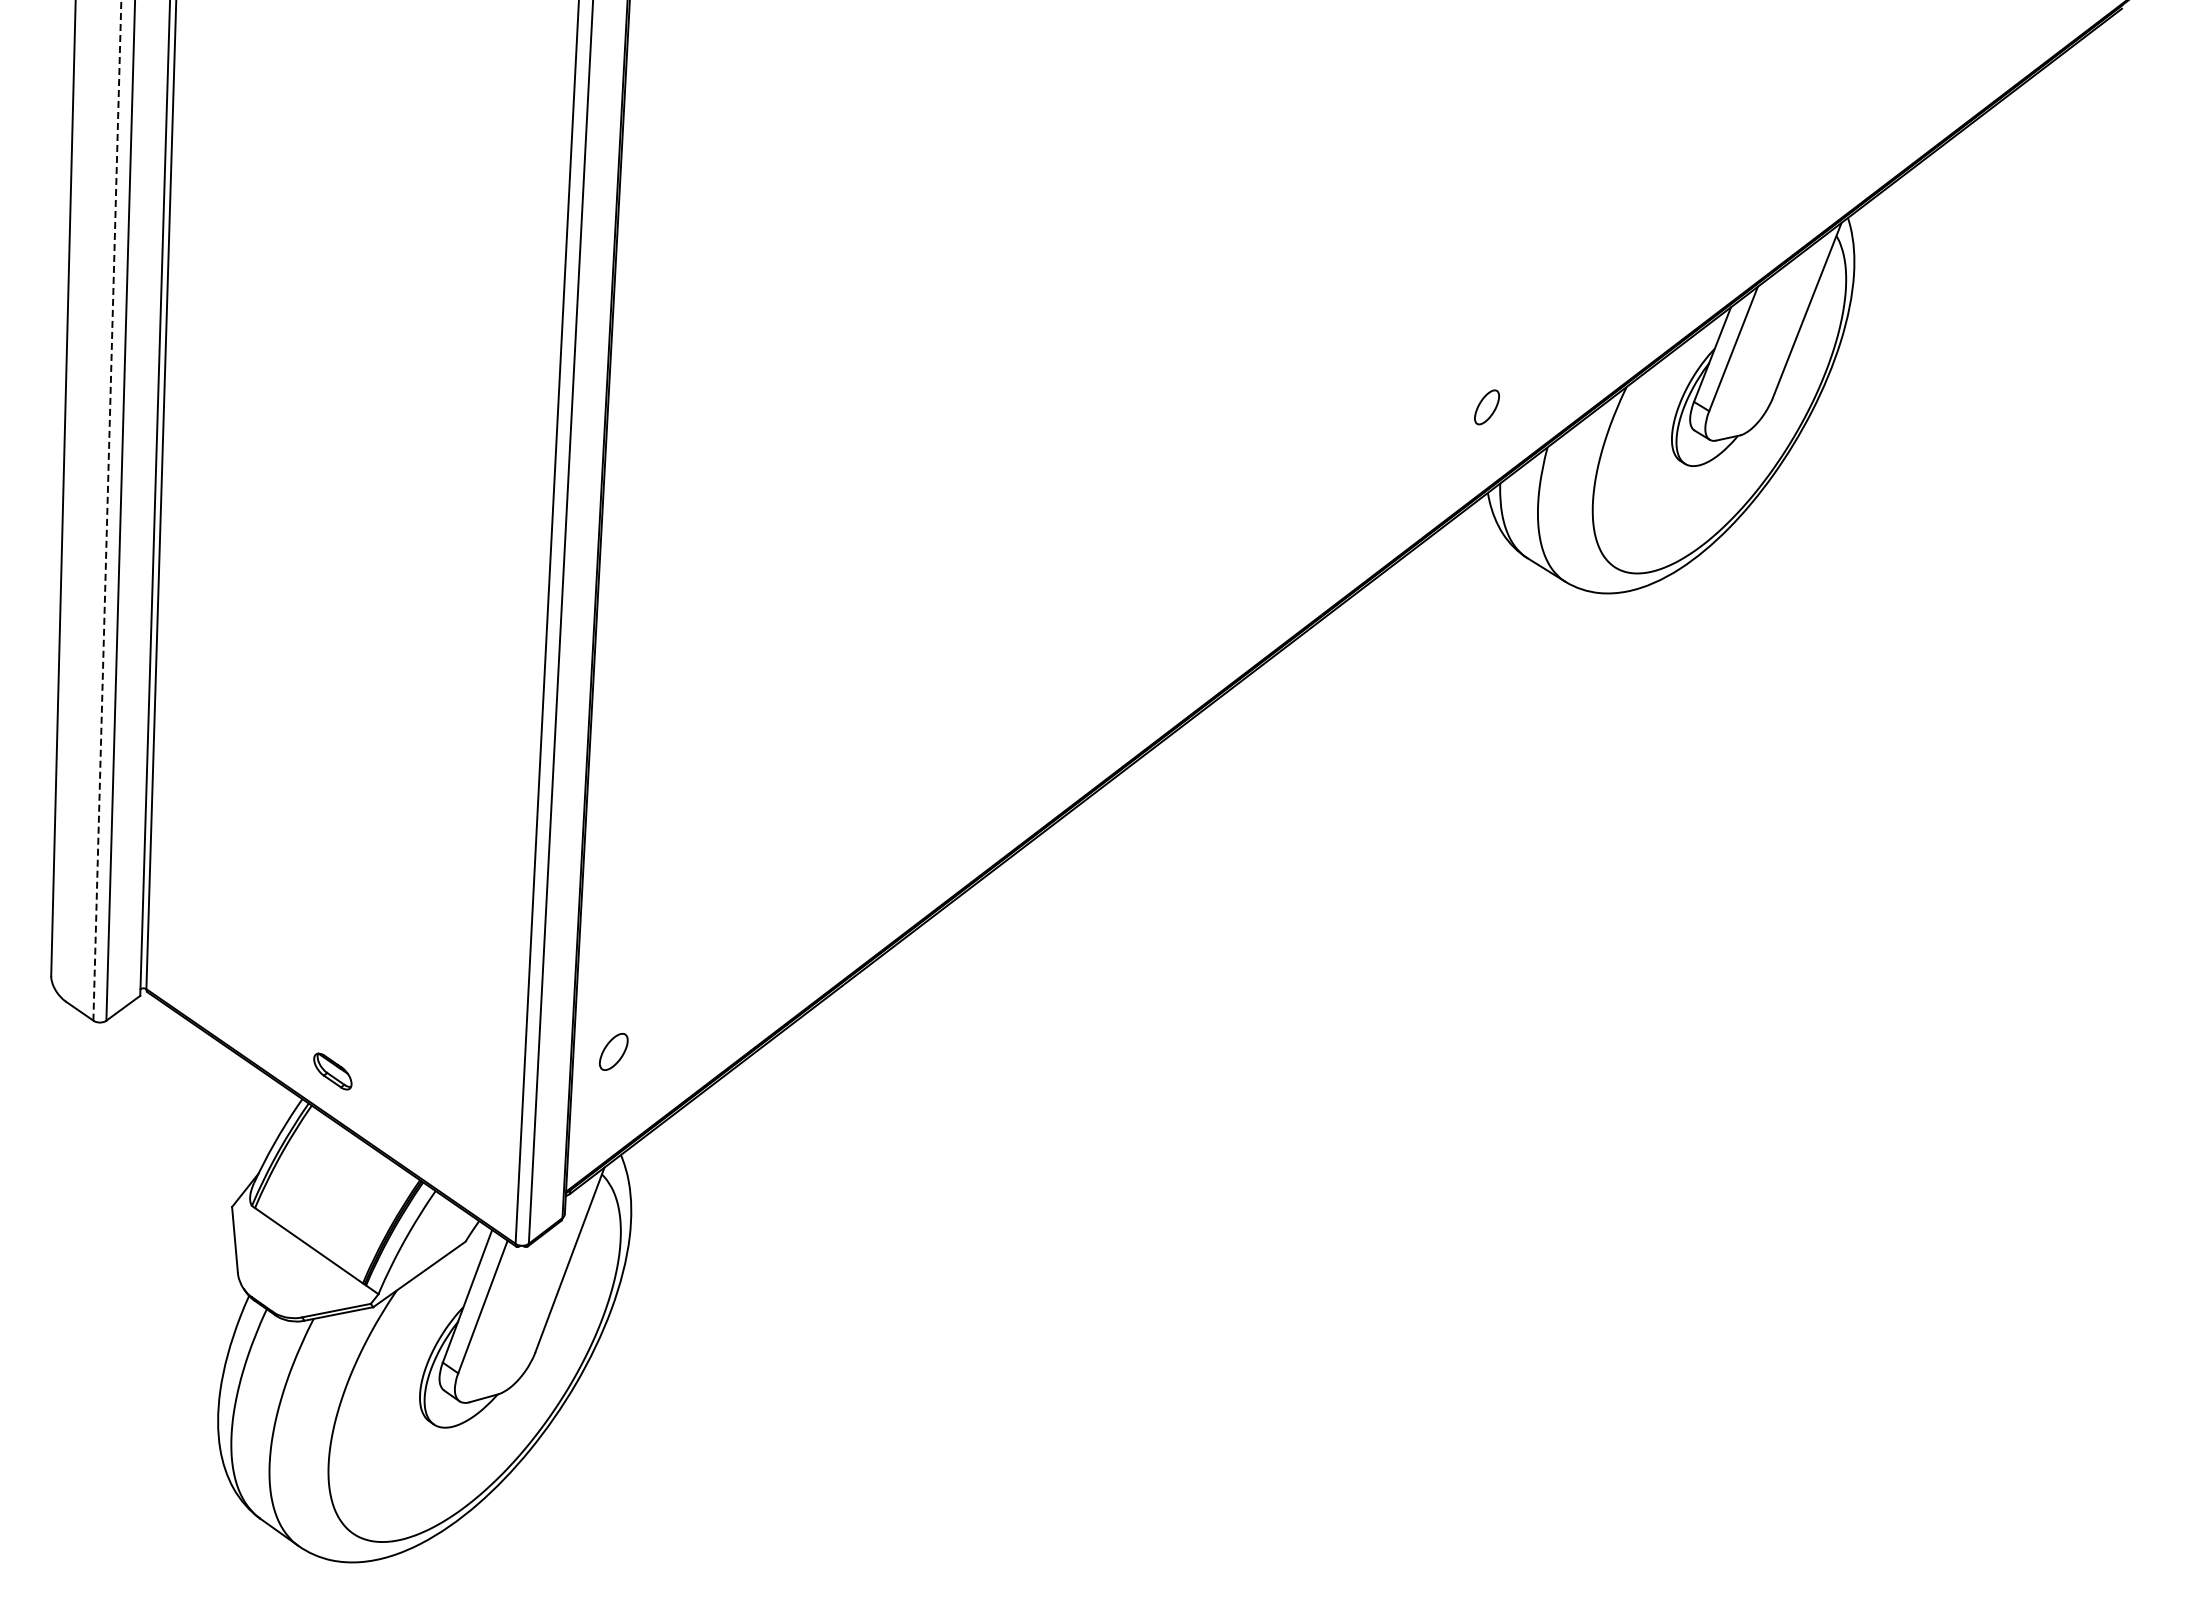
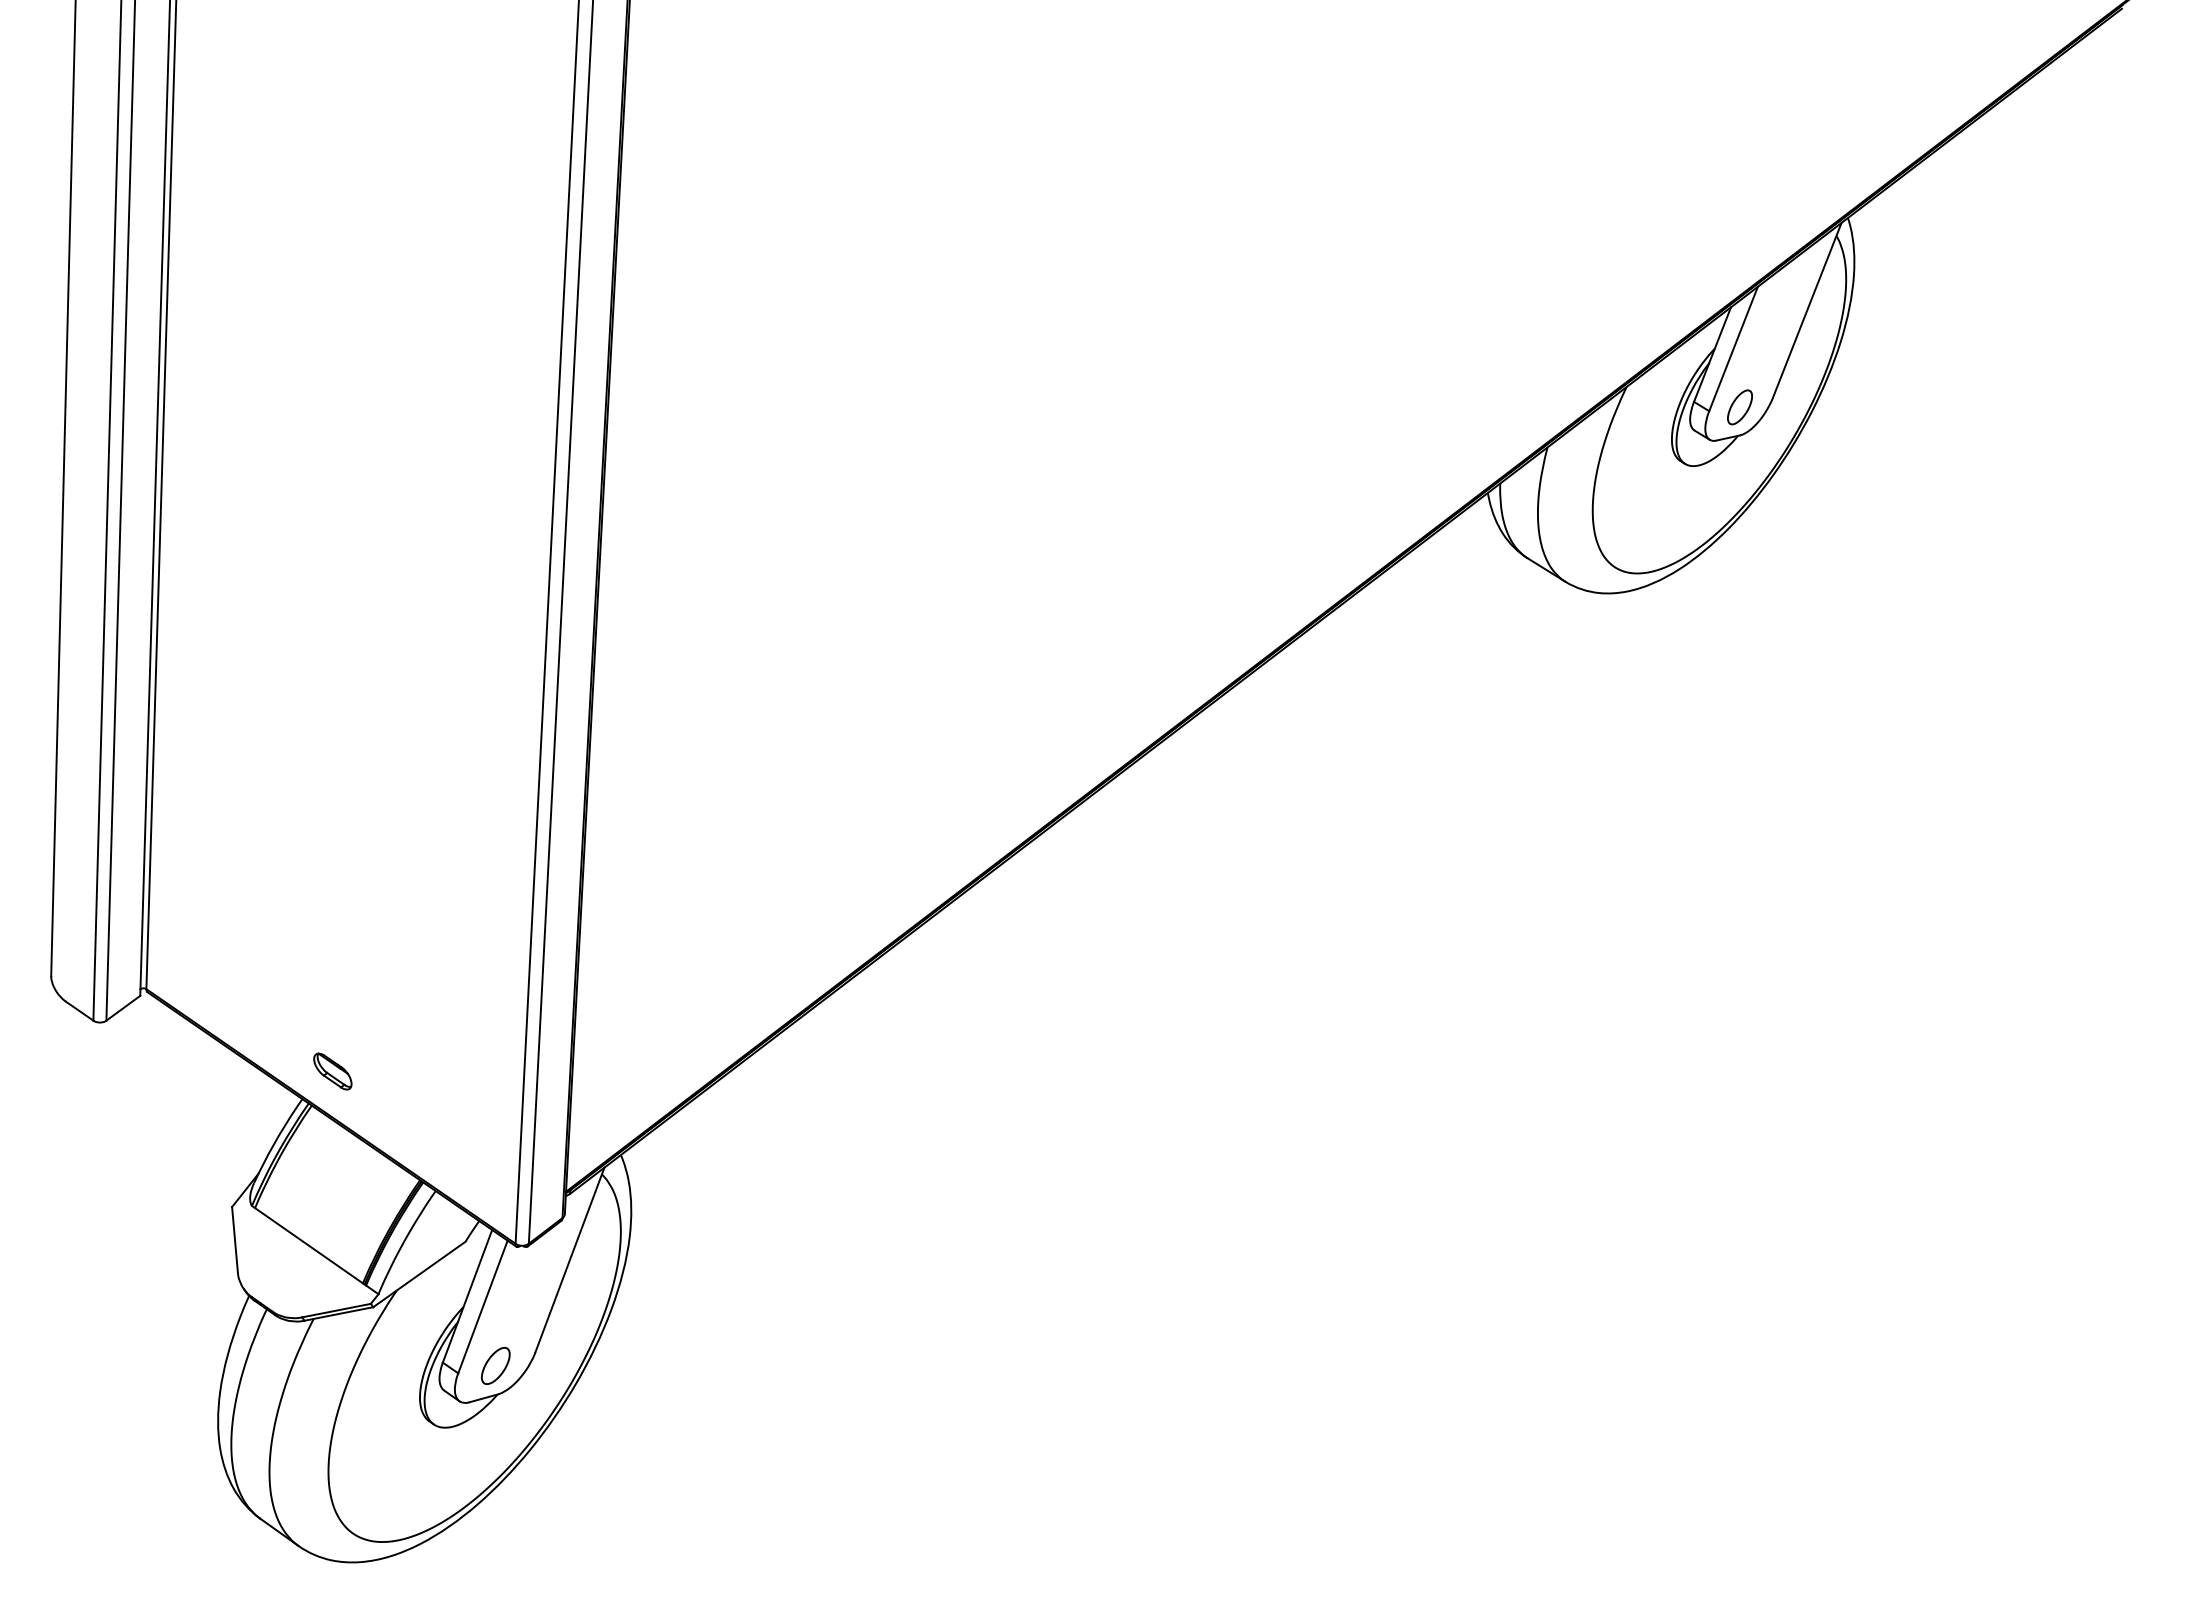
part position: (1486, 407) -> (1739, 407) (1739, 407)
line: dashed -> solid (107, 510)
part position: (613, 1051) -> (495, 1365) (495, 1365)
